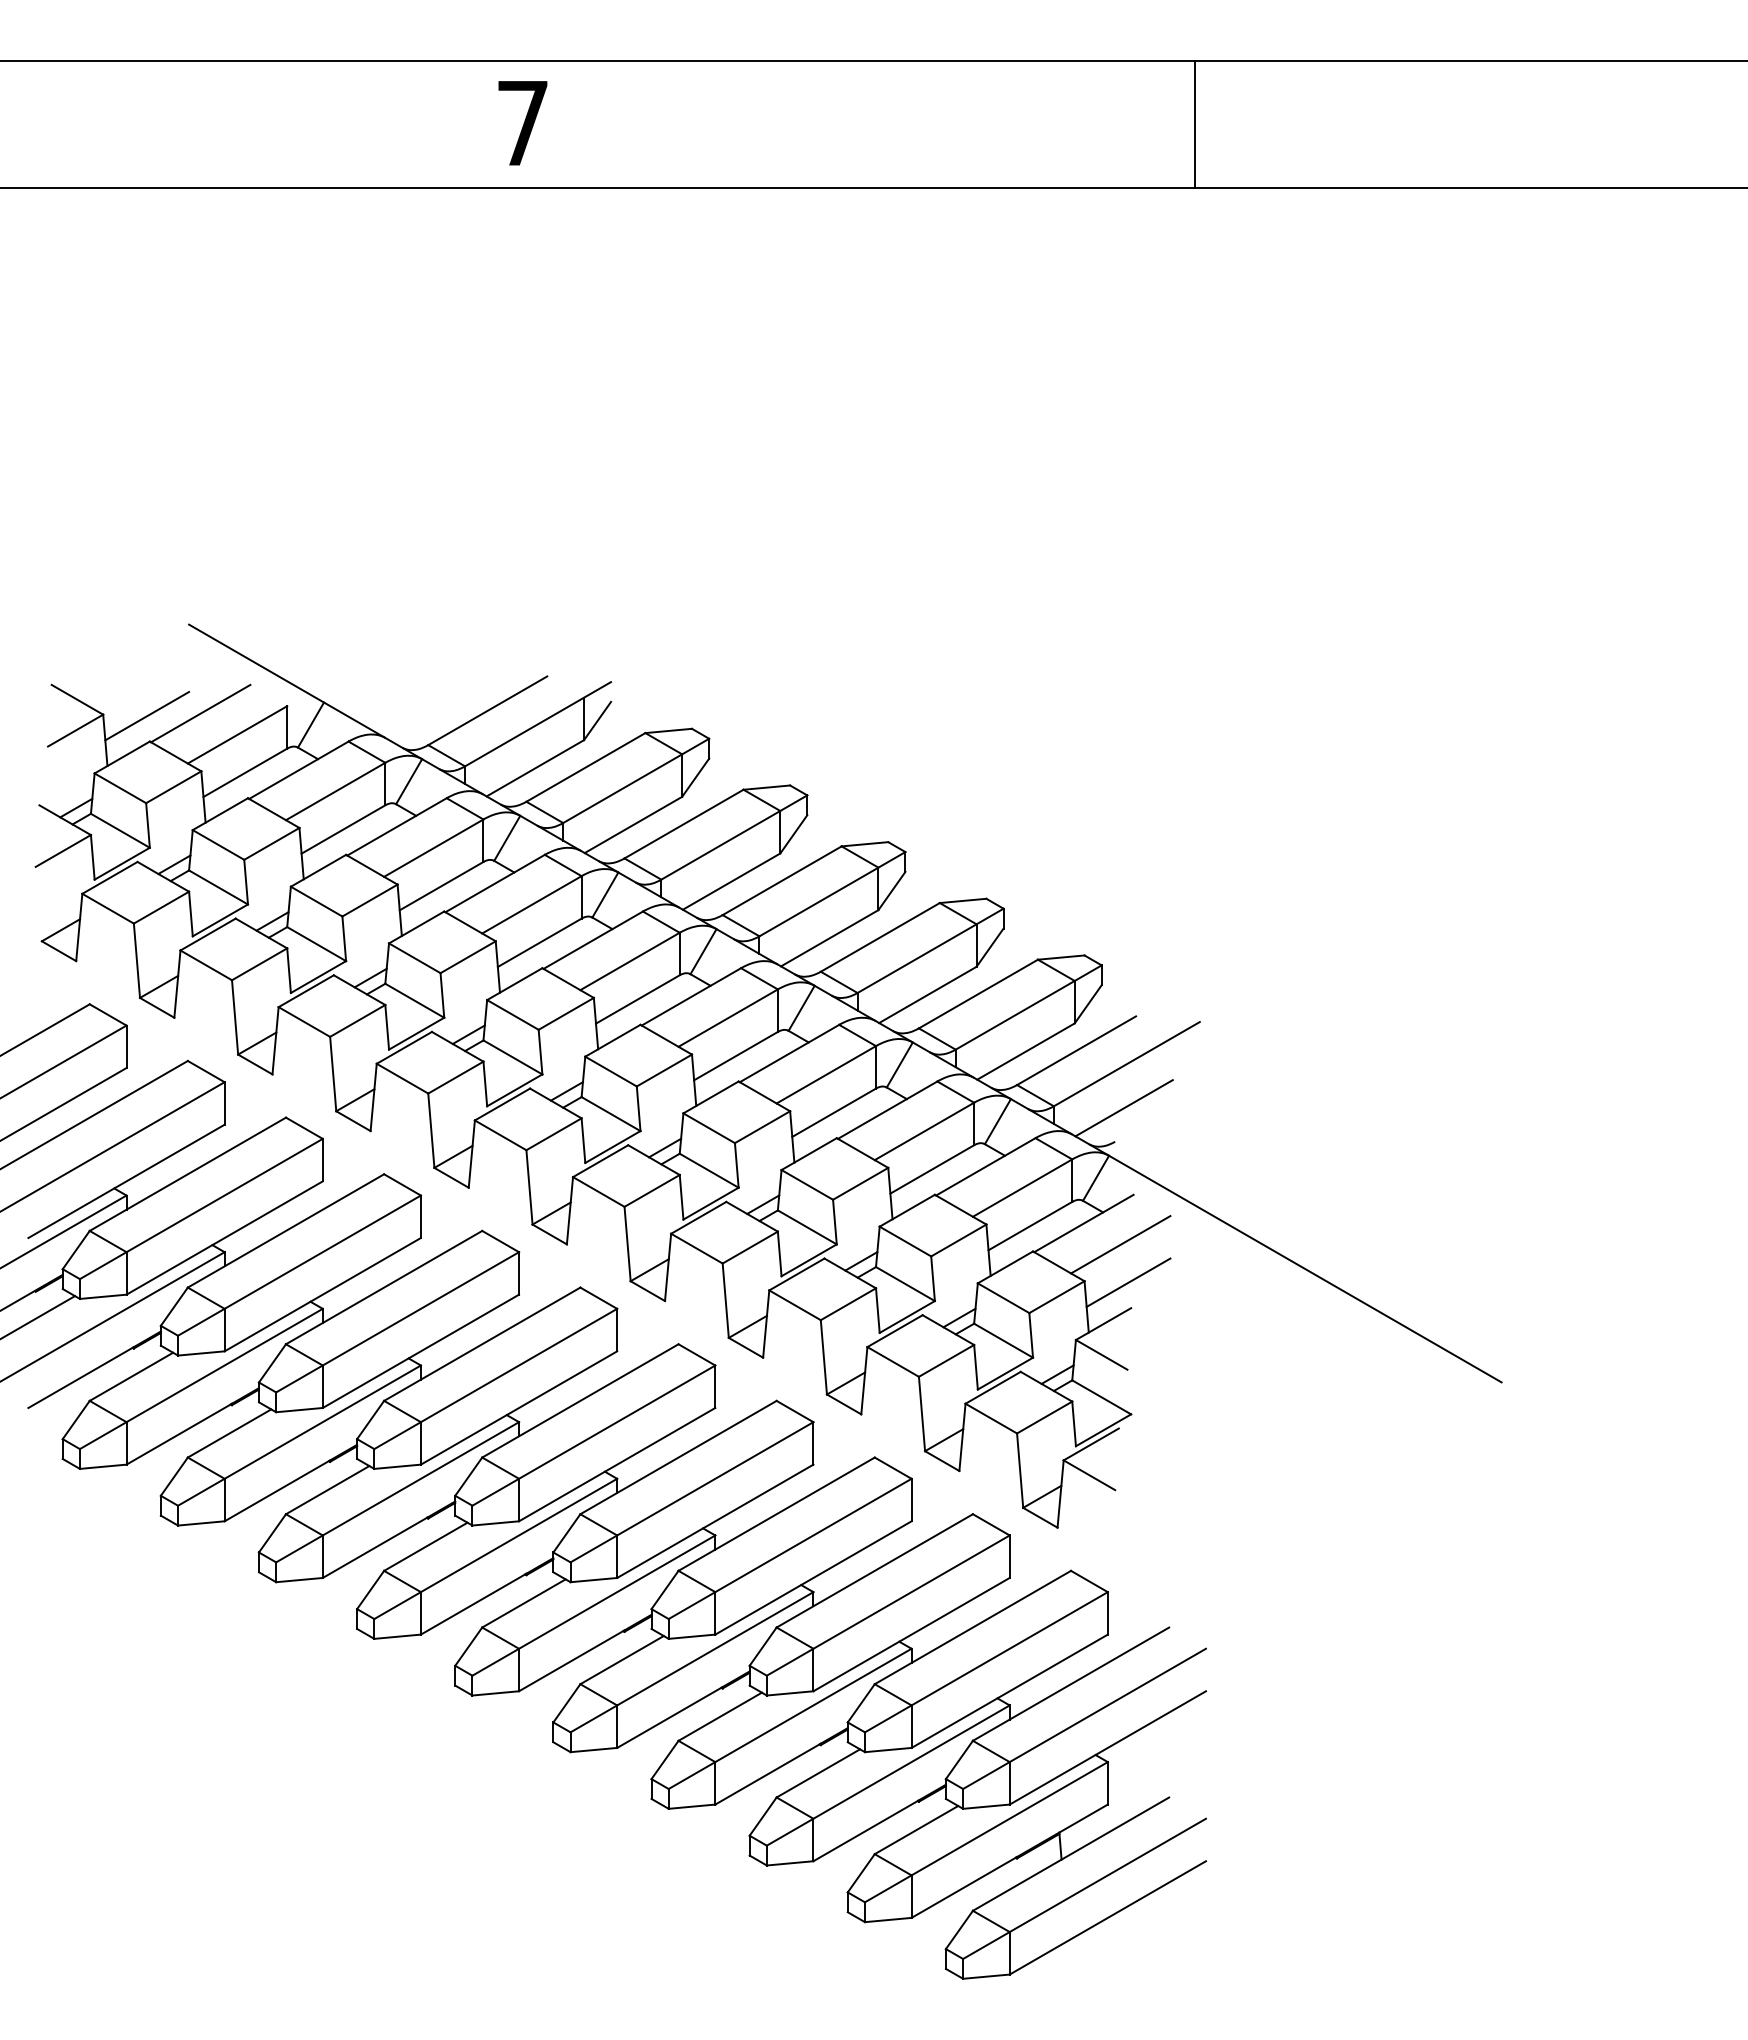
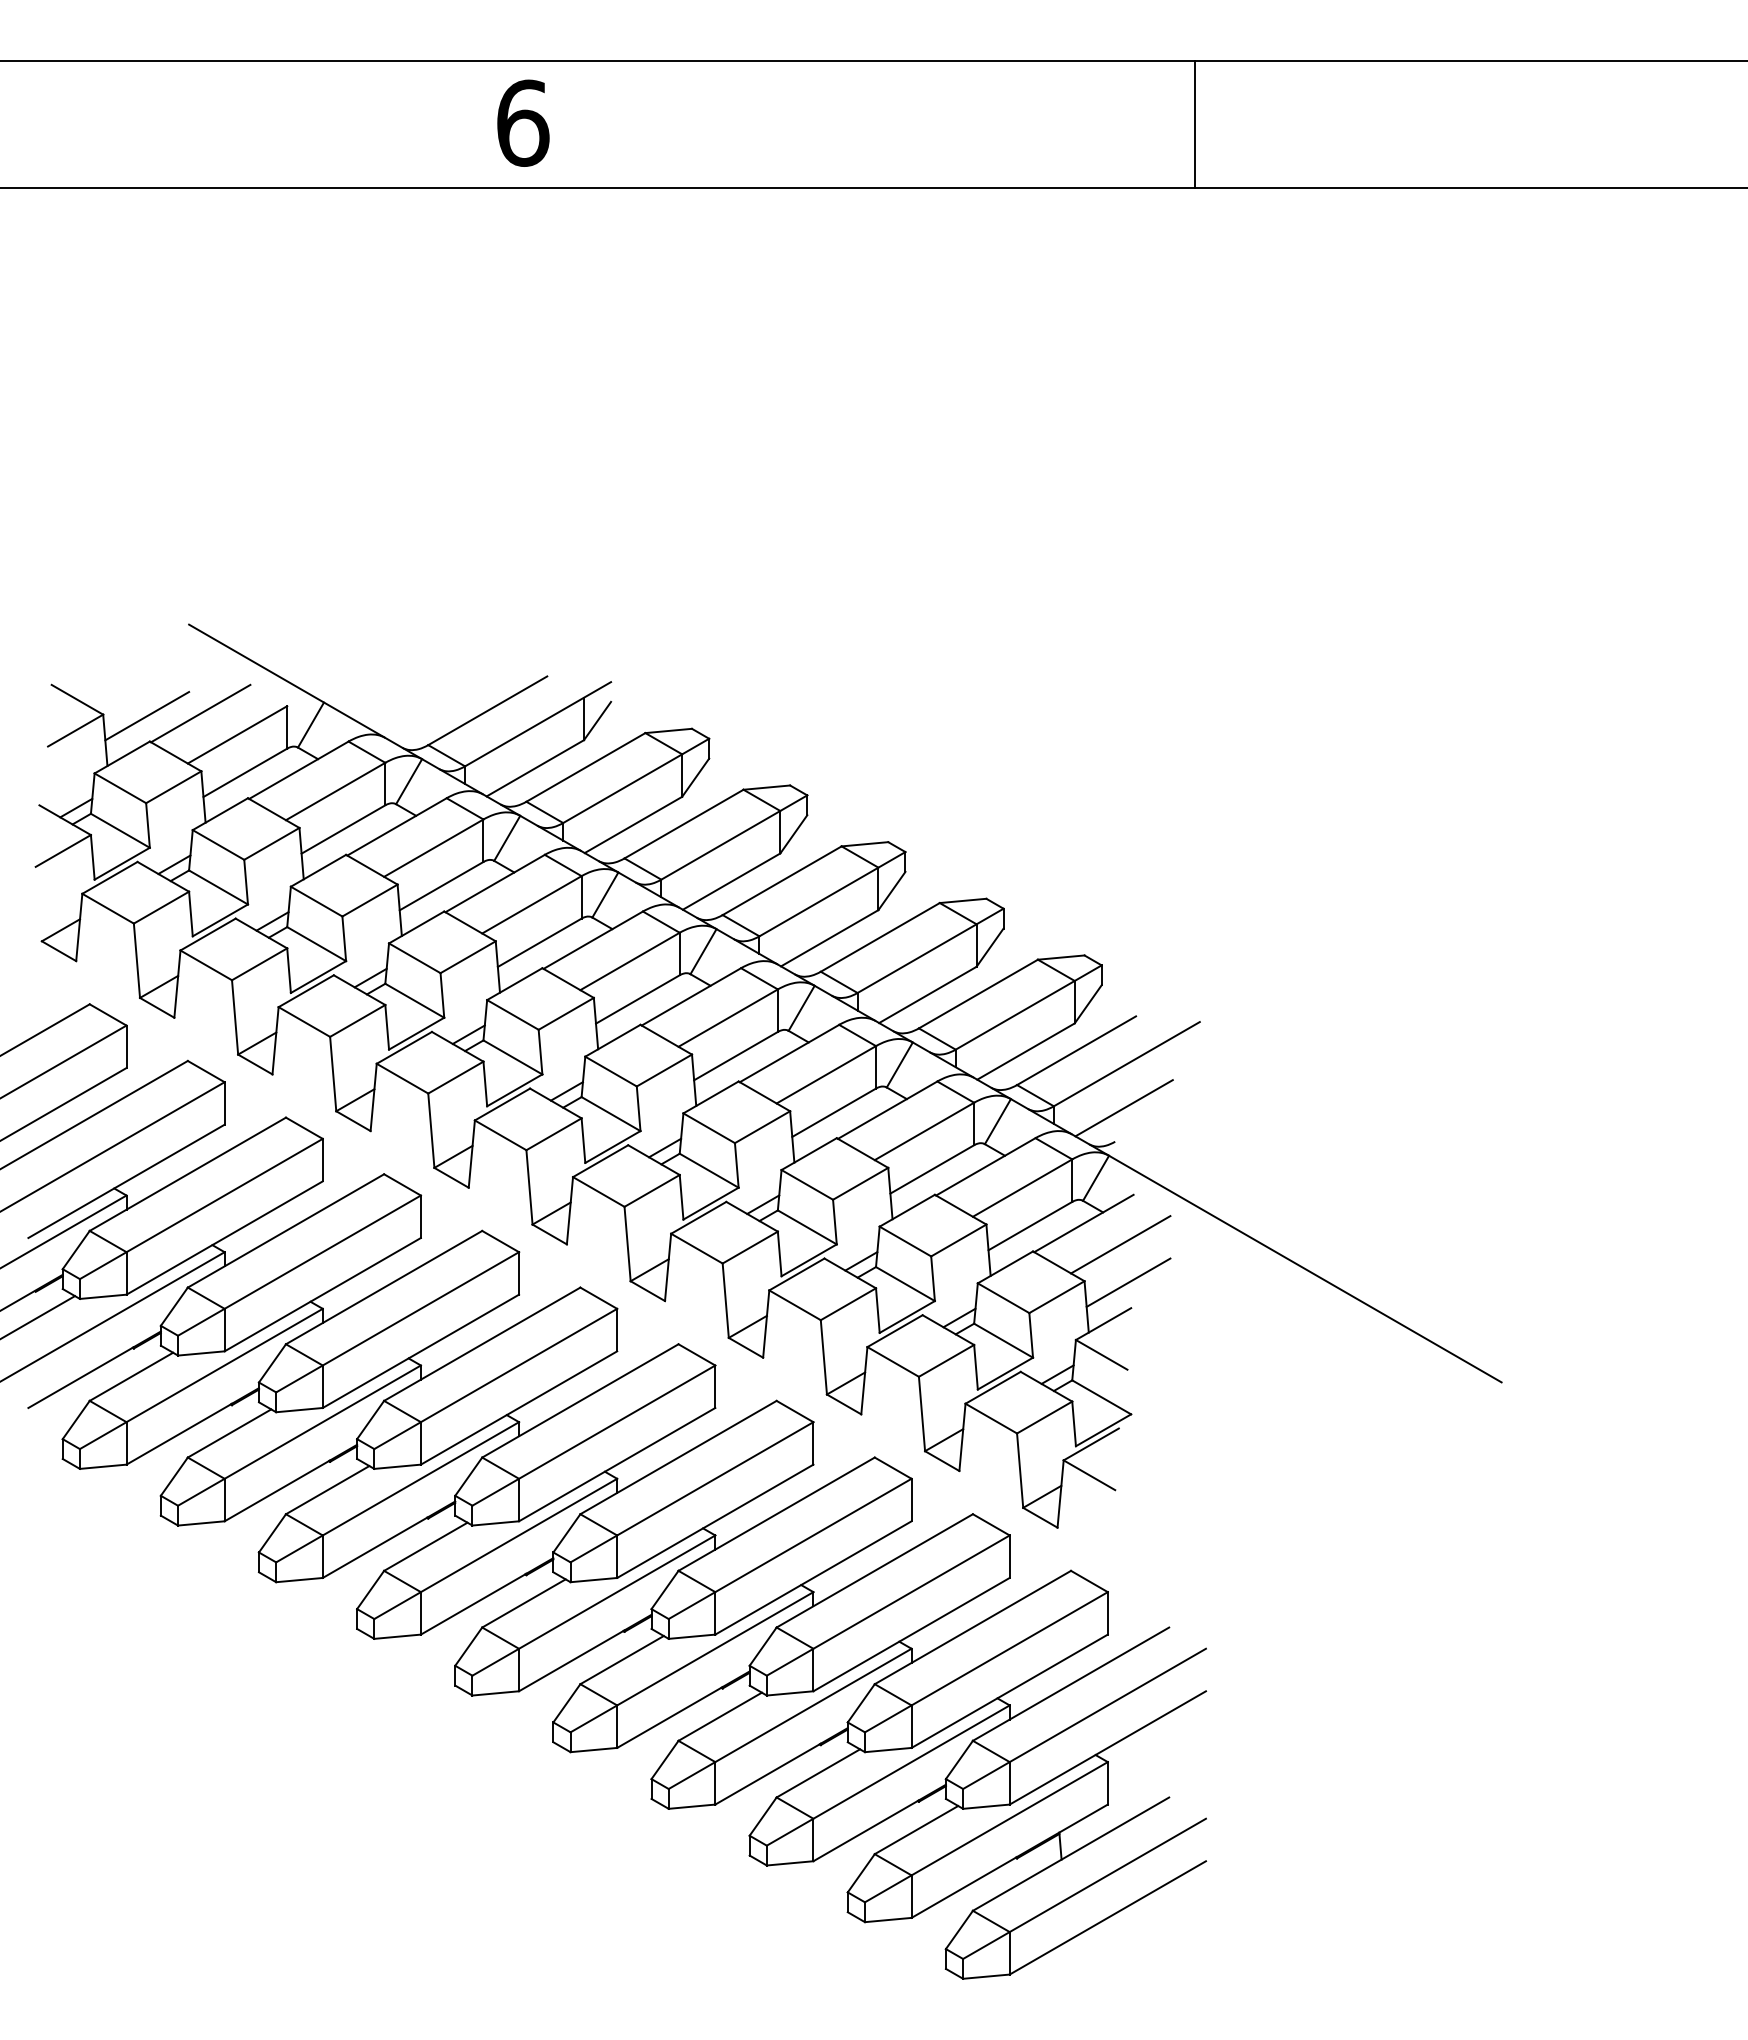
text: 7 -> 6 (523, 122)
